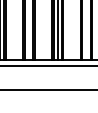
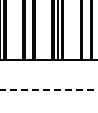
line: present -> none (48, 66)
line: solid -> dashed (49, 89)
